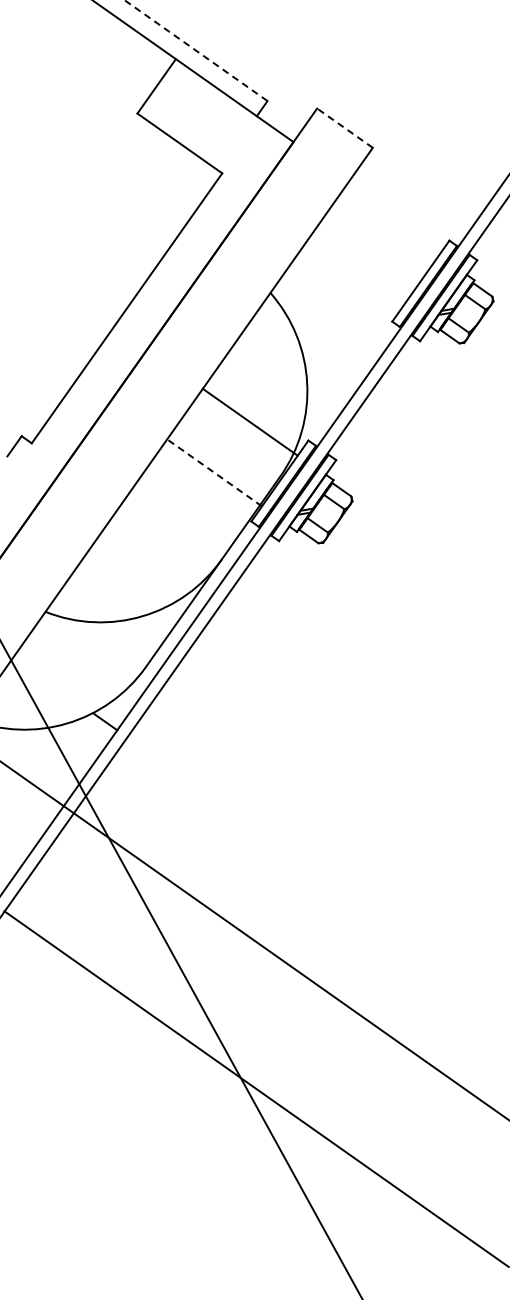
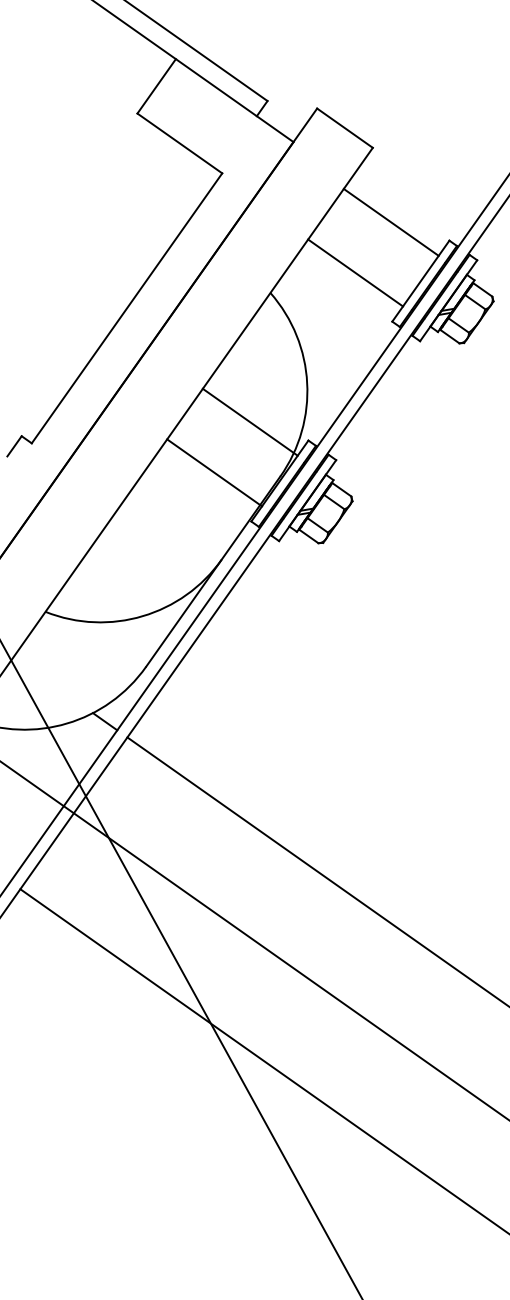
line: dashed -> solid (195, 50)
line: dashed -> solid (344, 127)
line: none -> present (390, 221)
line: none -> present (355, 272)
line: dashed -> solid (214, 472)
line: none -> present (316, 871)
line position: (255, 1088) -> (263, 1060) (263, 1060)
